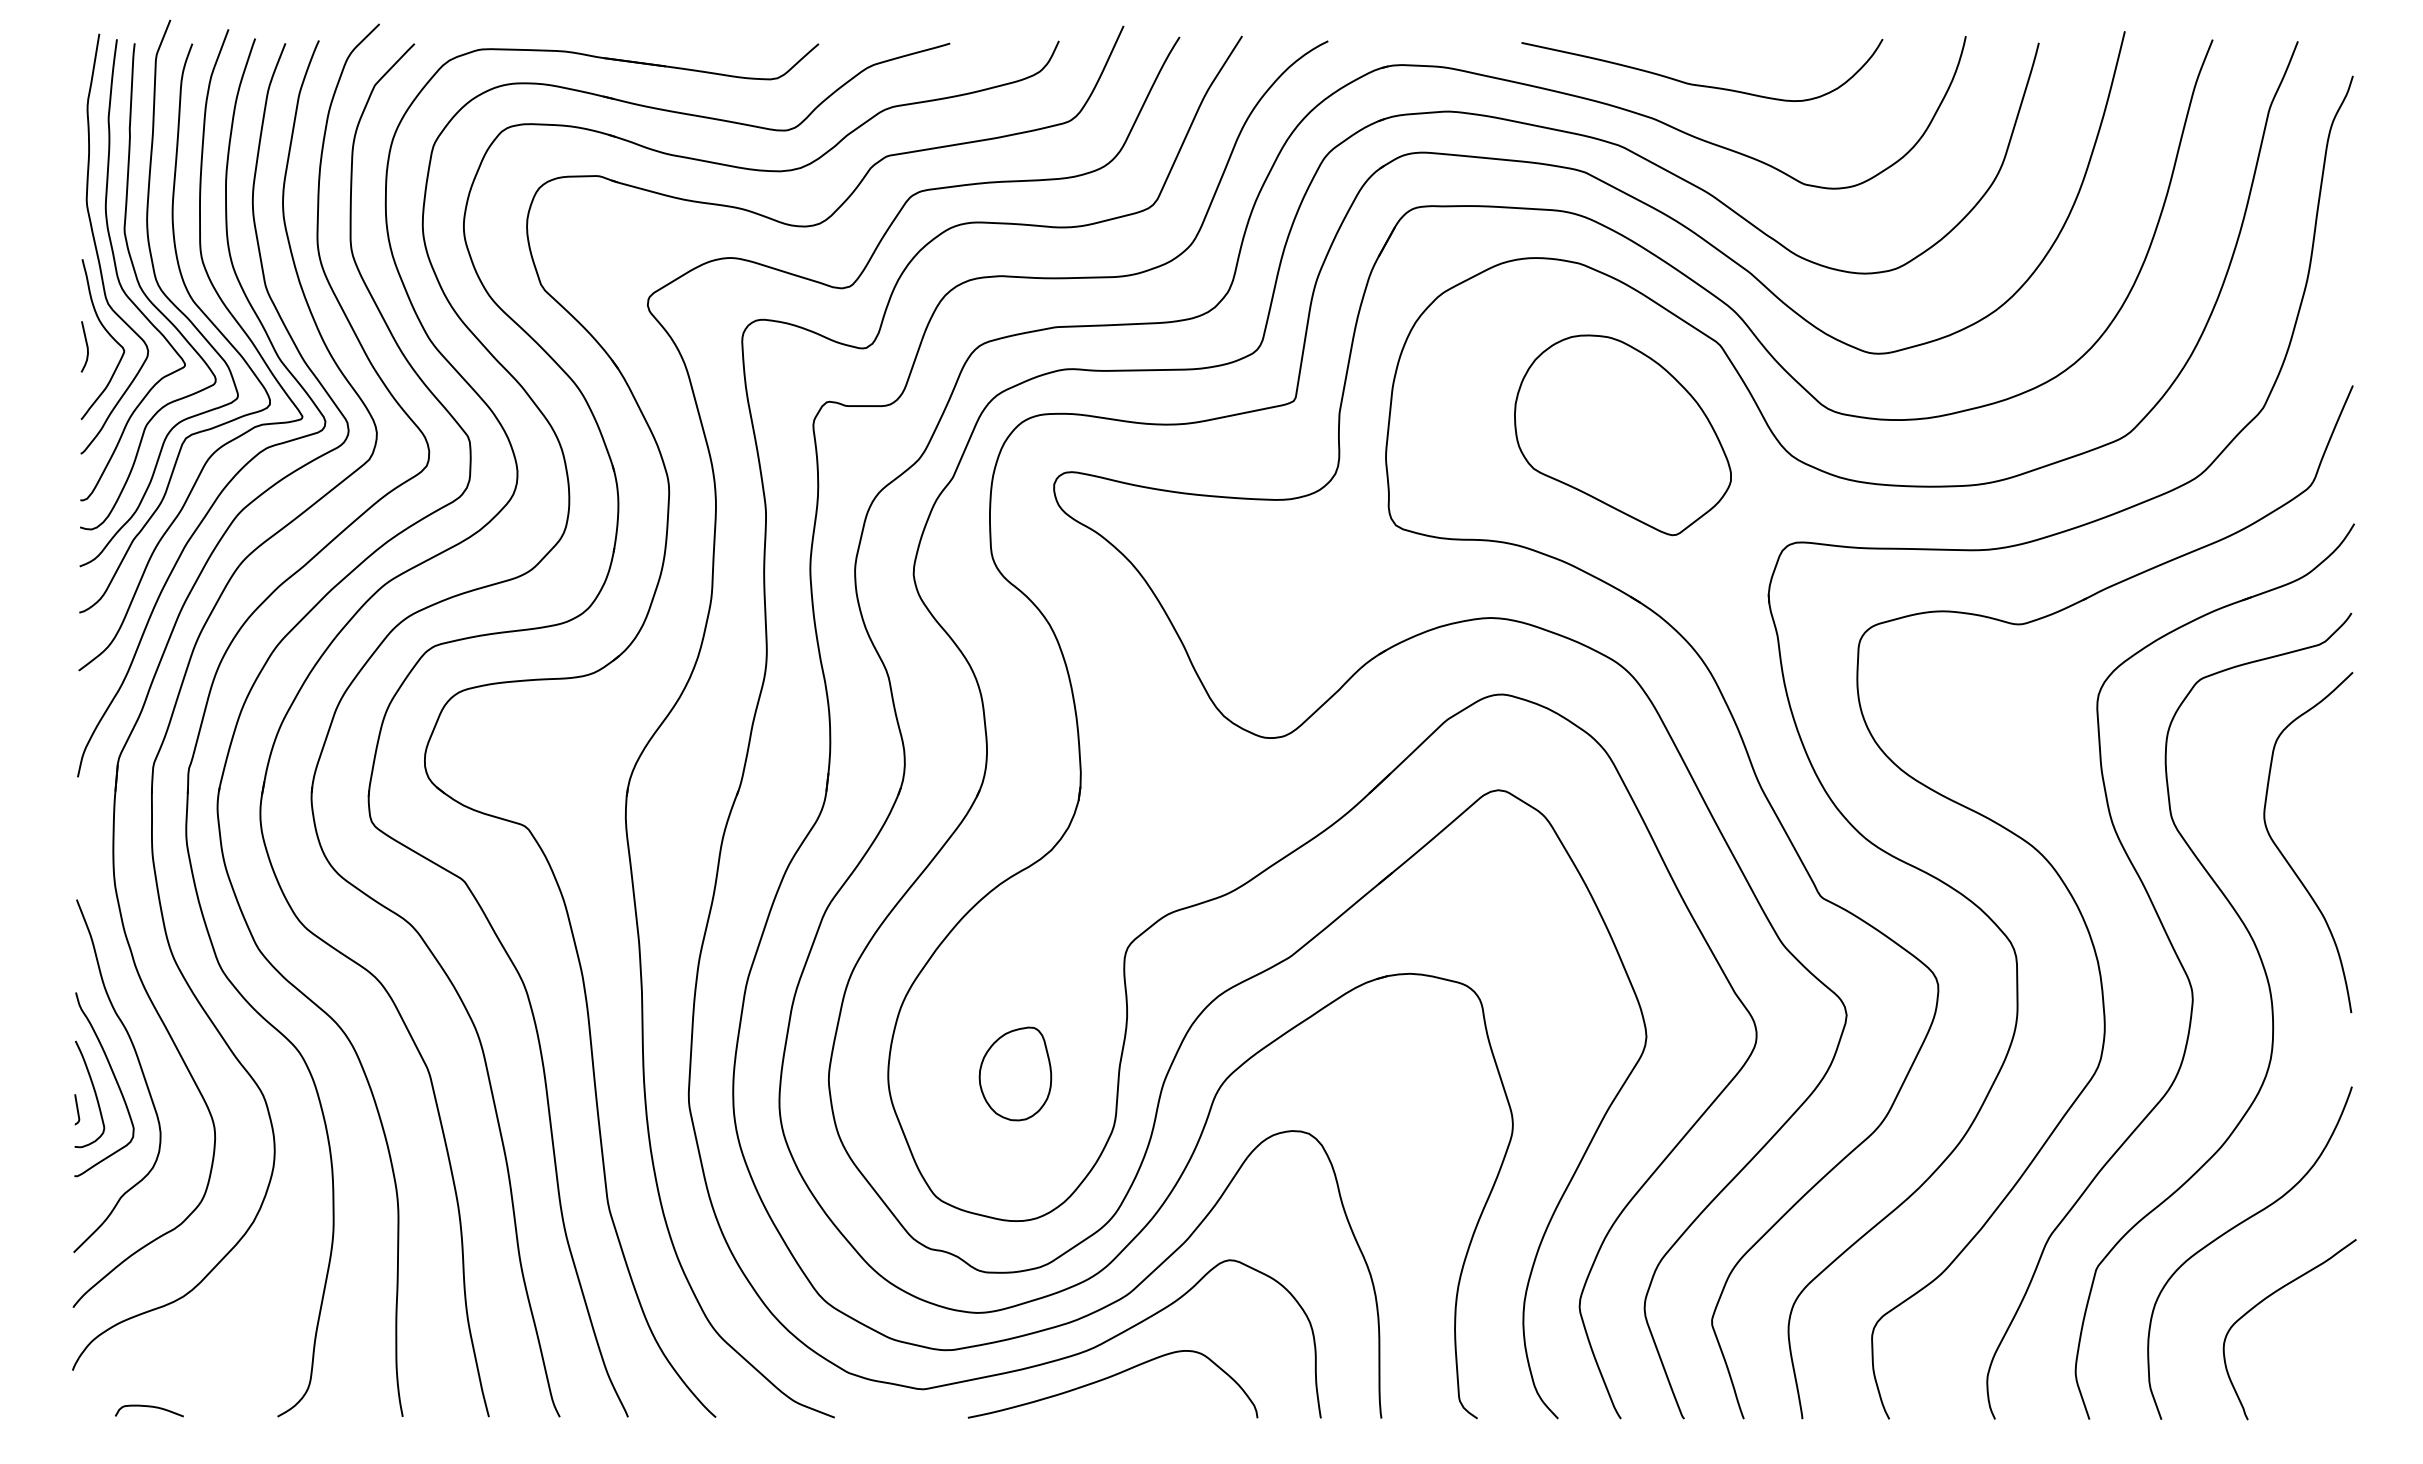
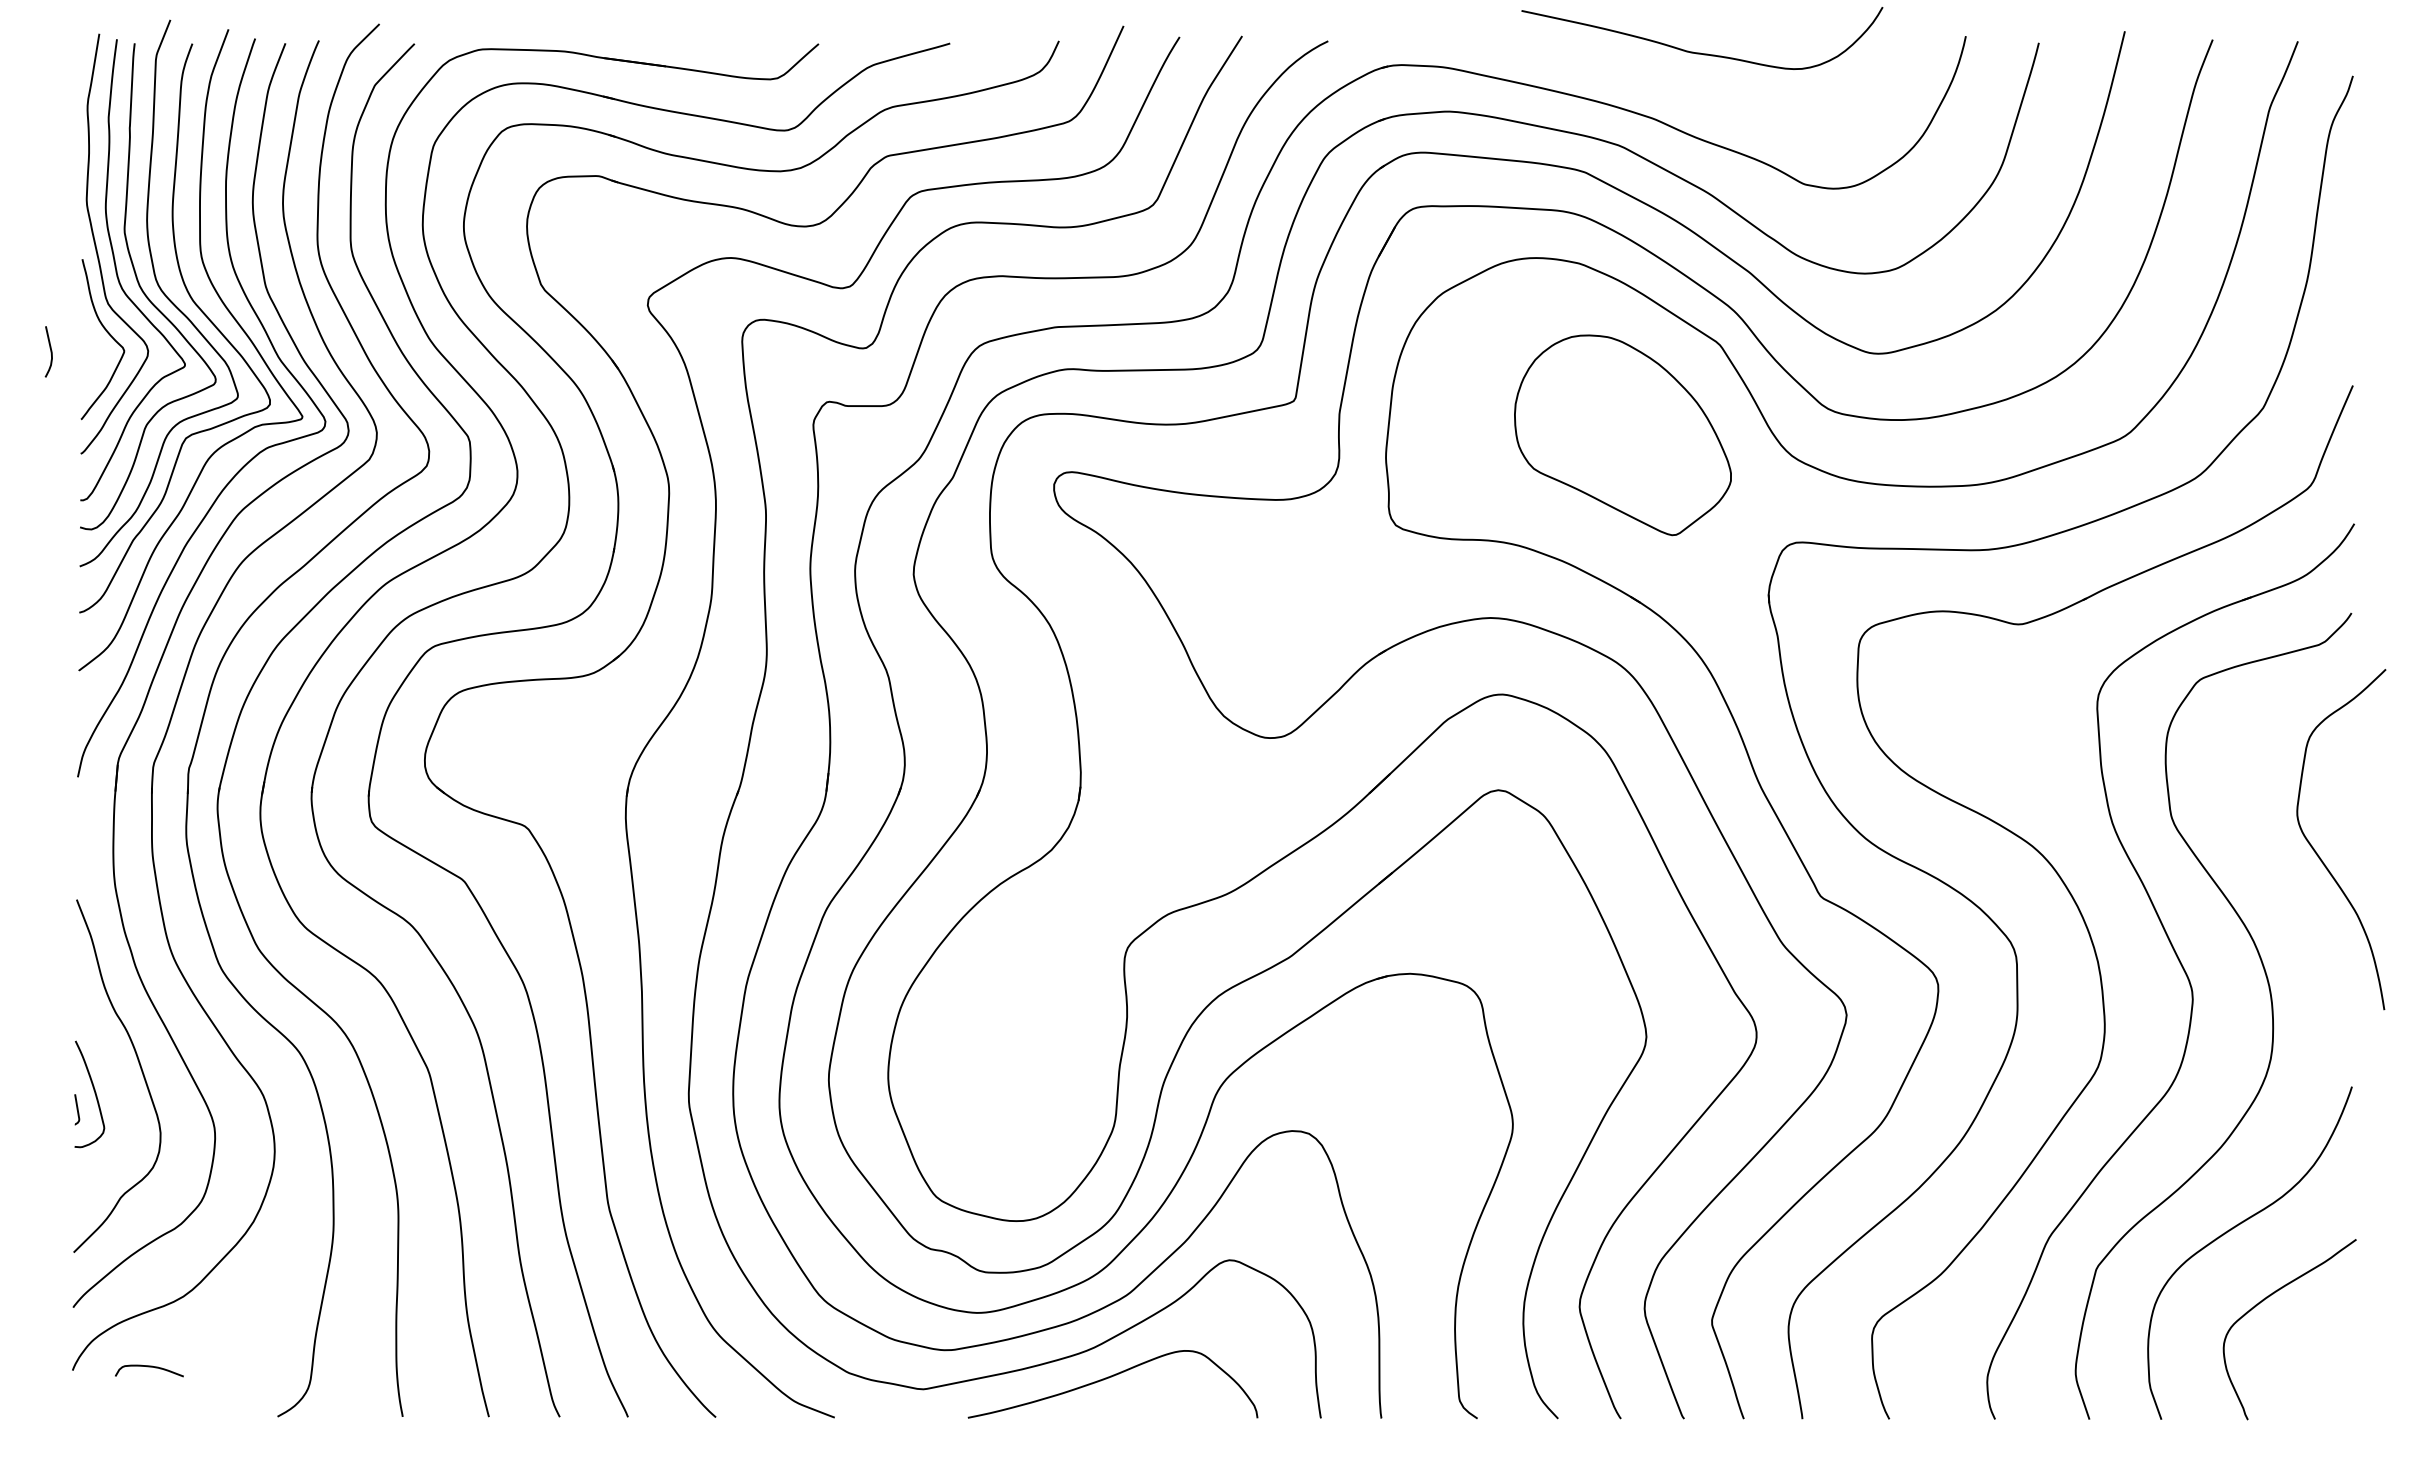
curve position: (1700, 84) -> (1700, 52) (1700, 52)
curve position: (86, 346) -> (50, 351) (50, 351)
curve position: (2285, 857) -> (2318, 854) (2318, 854)
part: present -> none (1015, 1073)
curve: present -> none (115, 1081)
curve position: (149, 1407) -> (149, 1367) (149, 1367)
